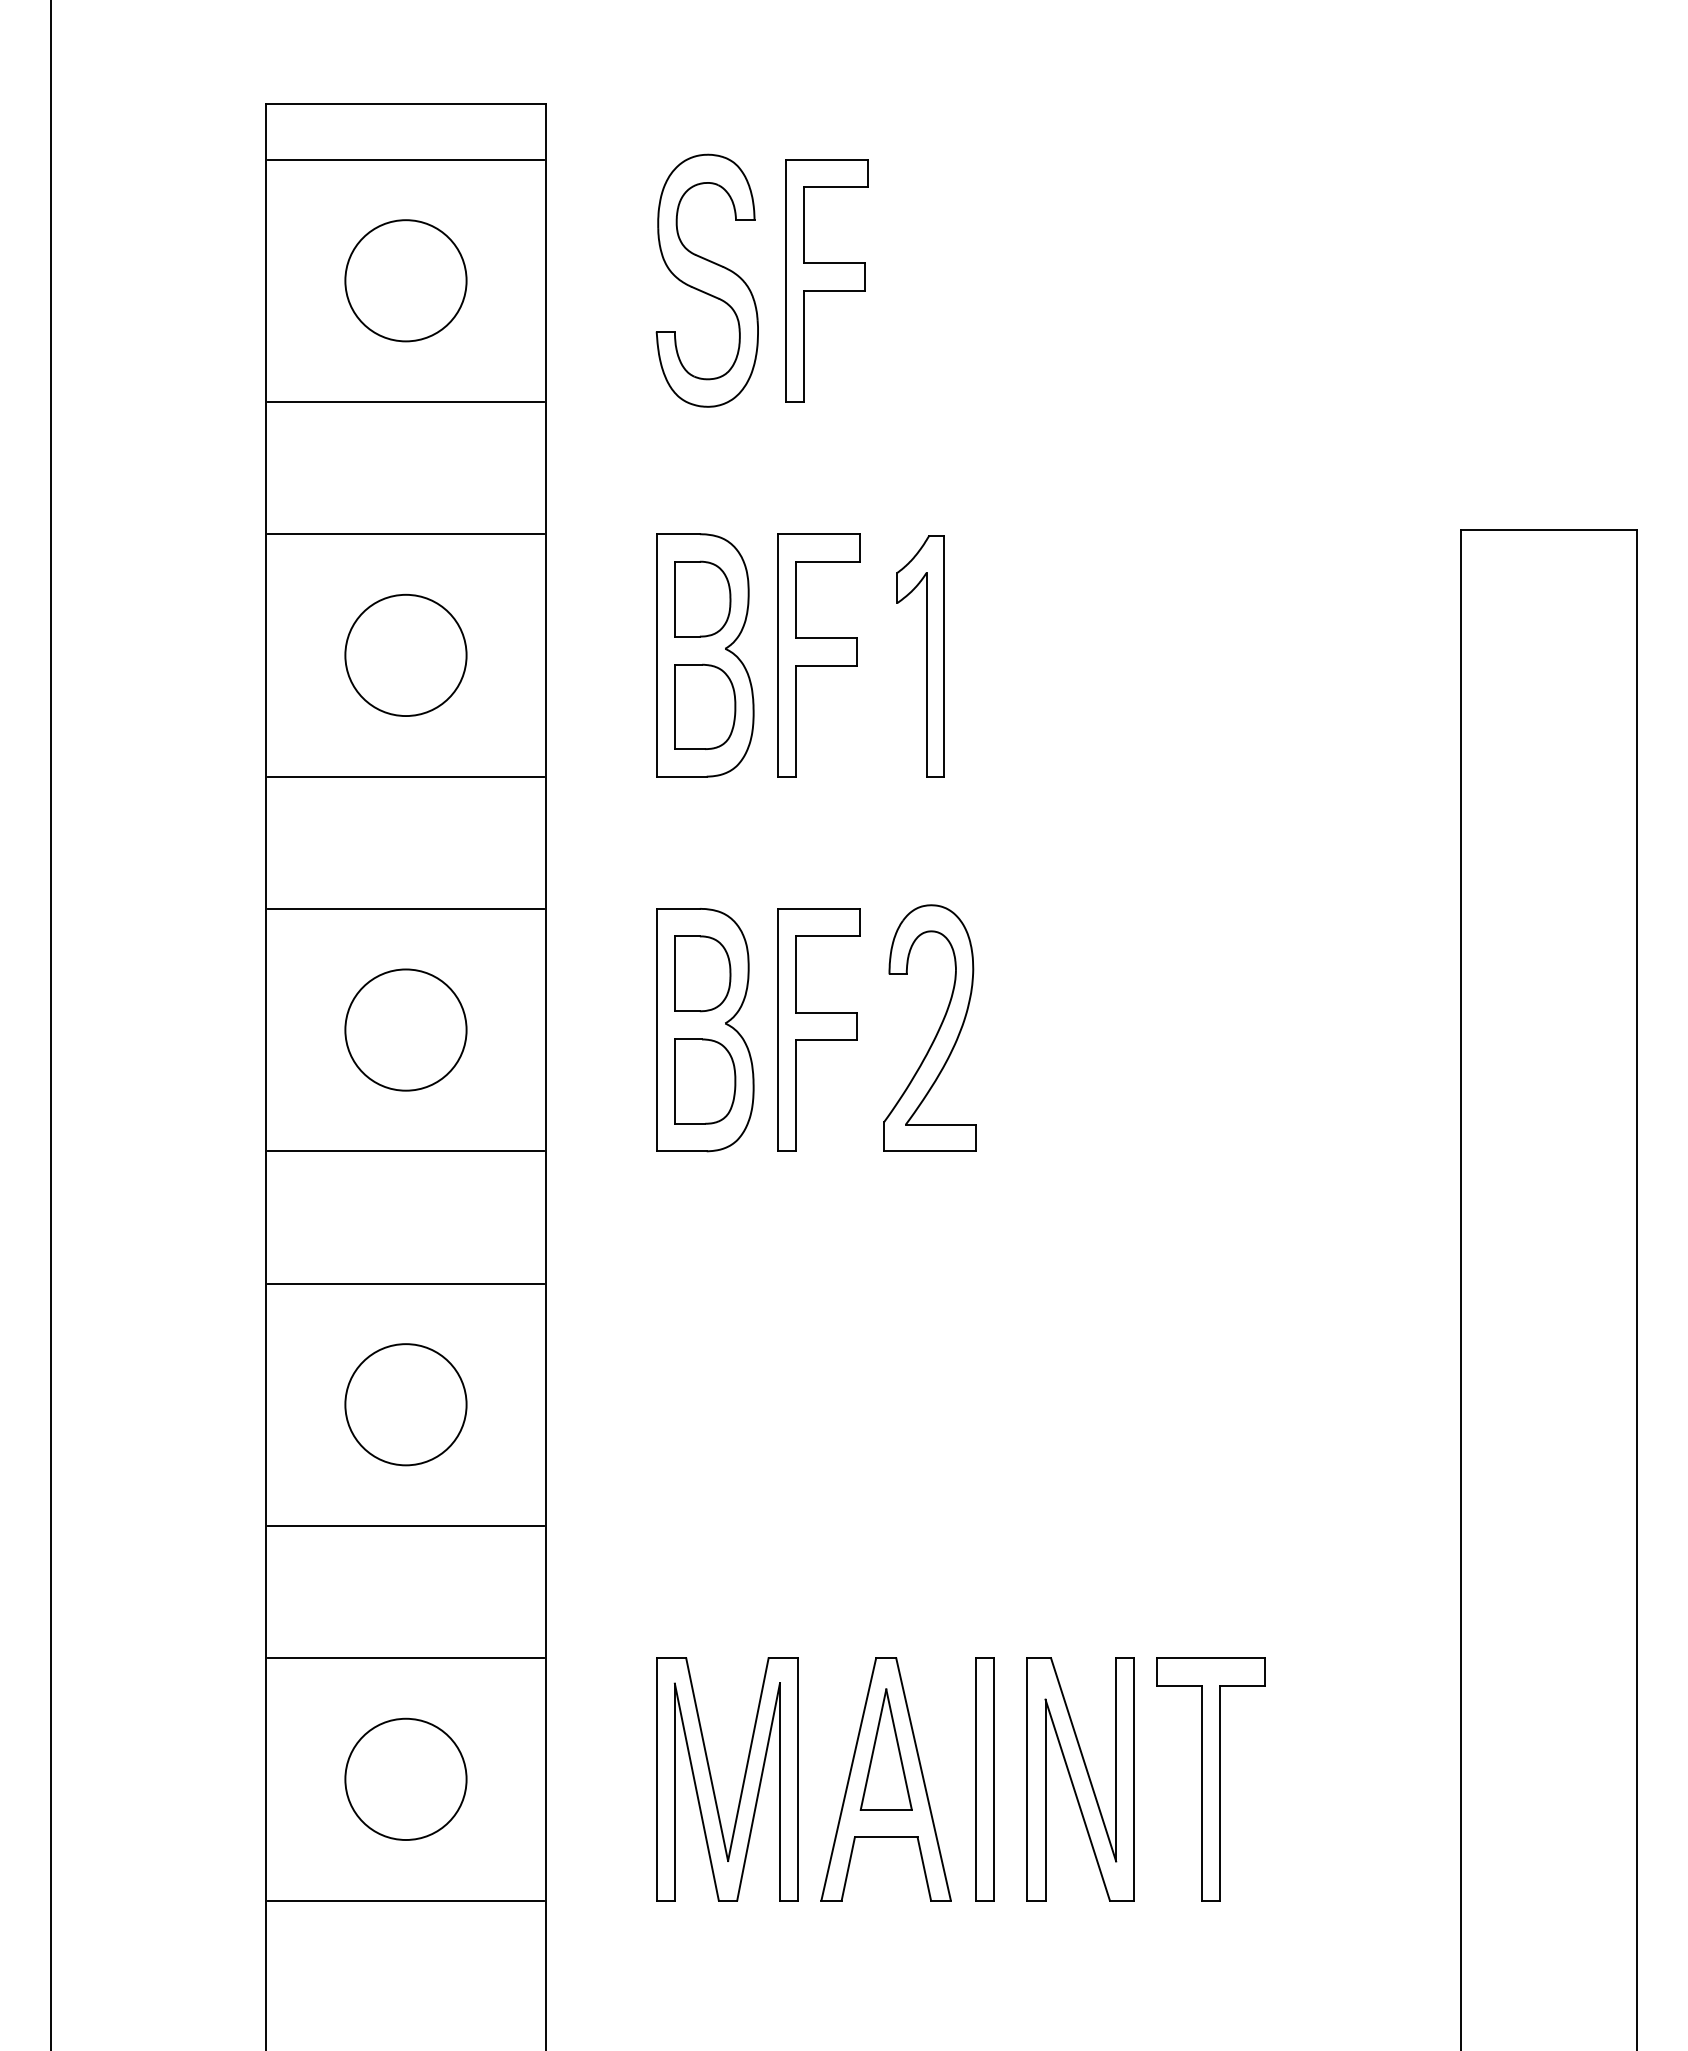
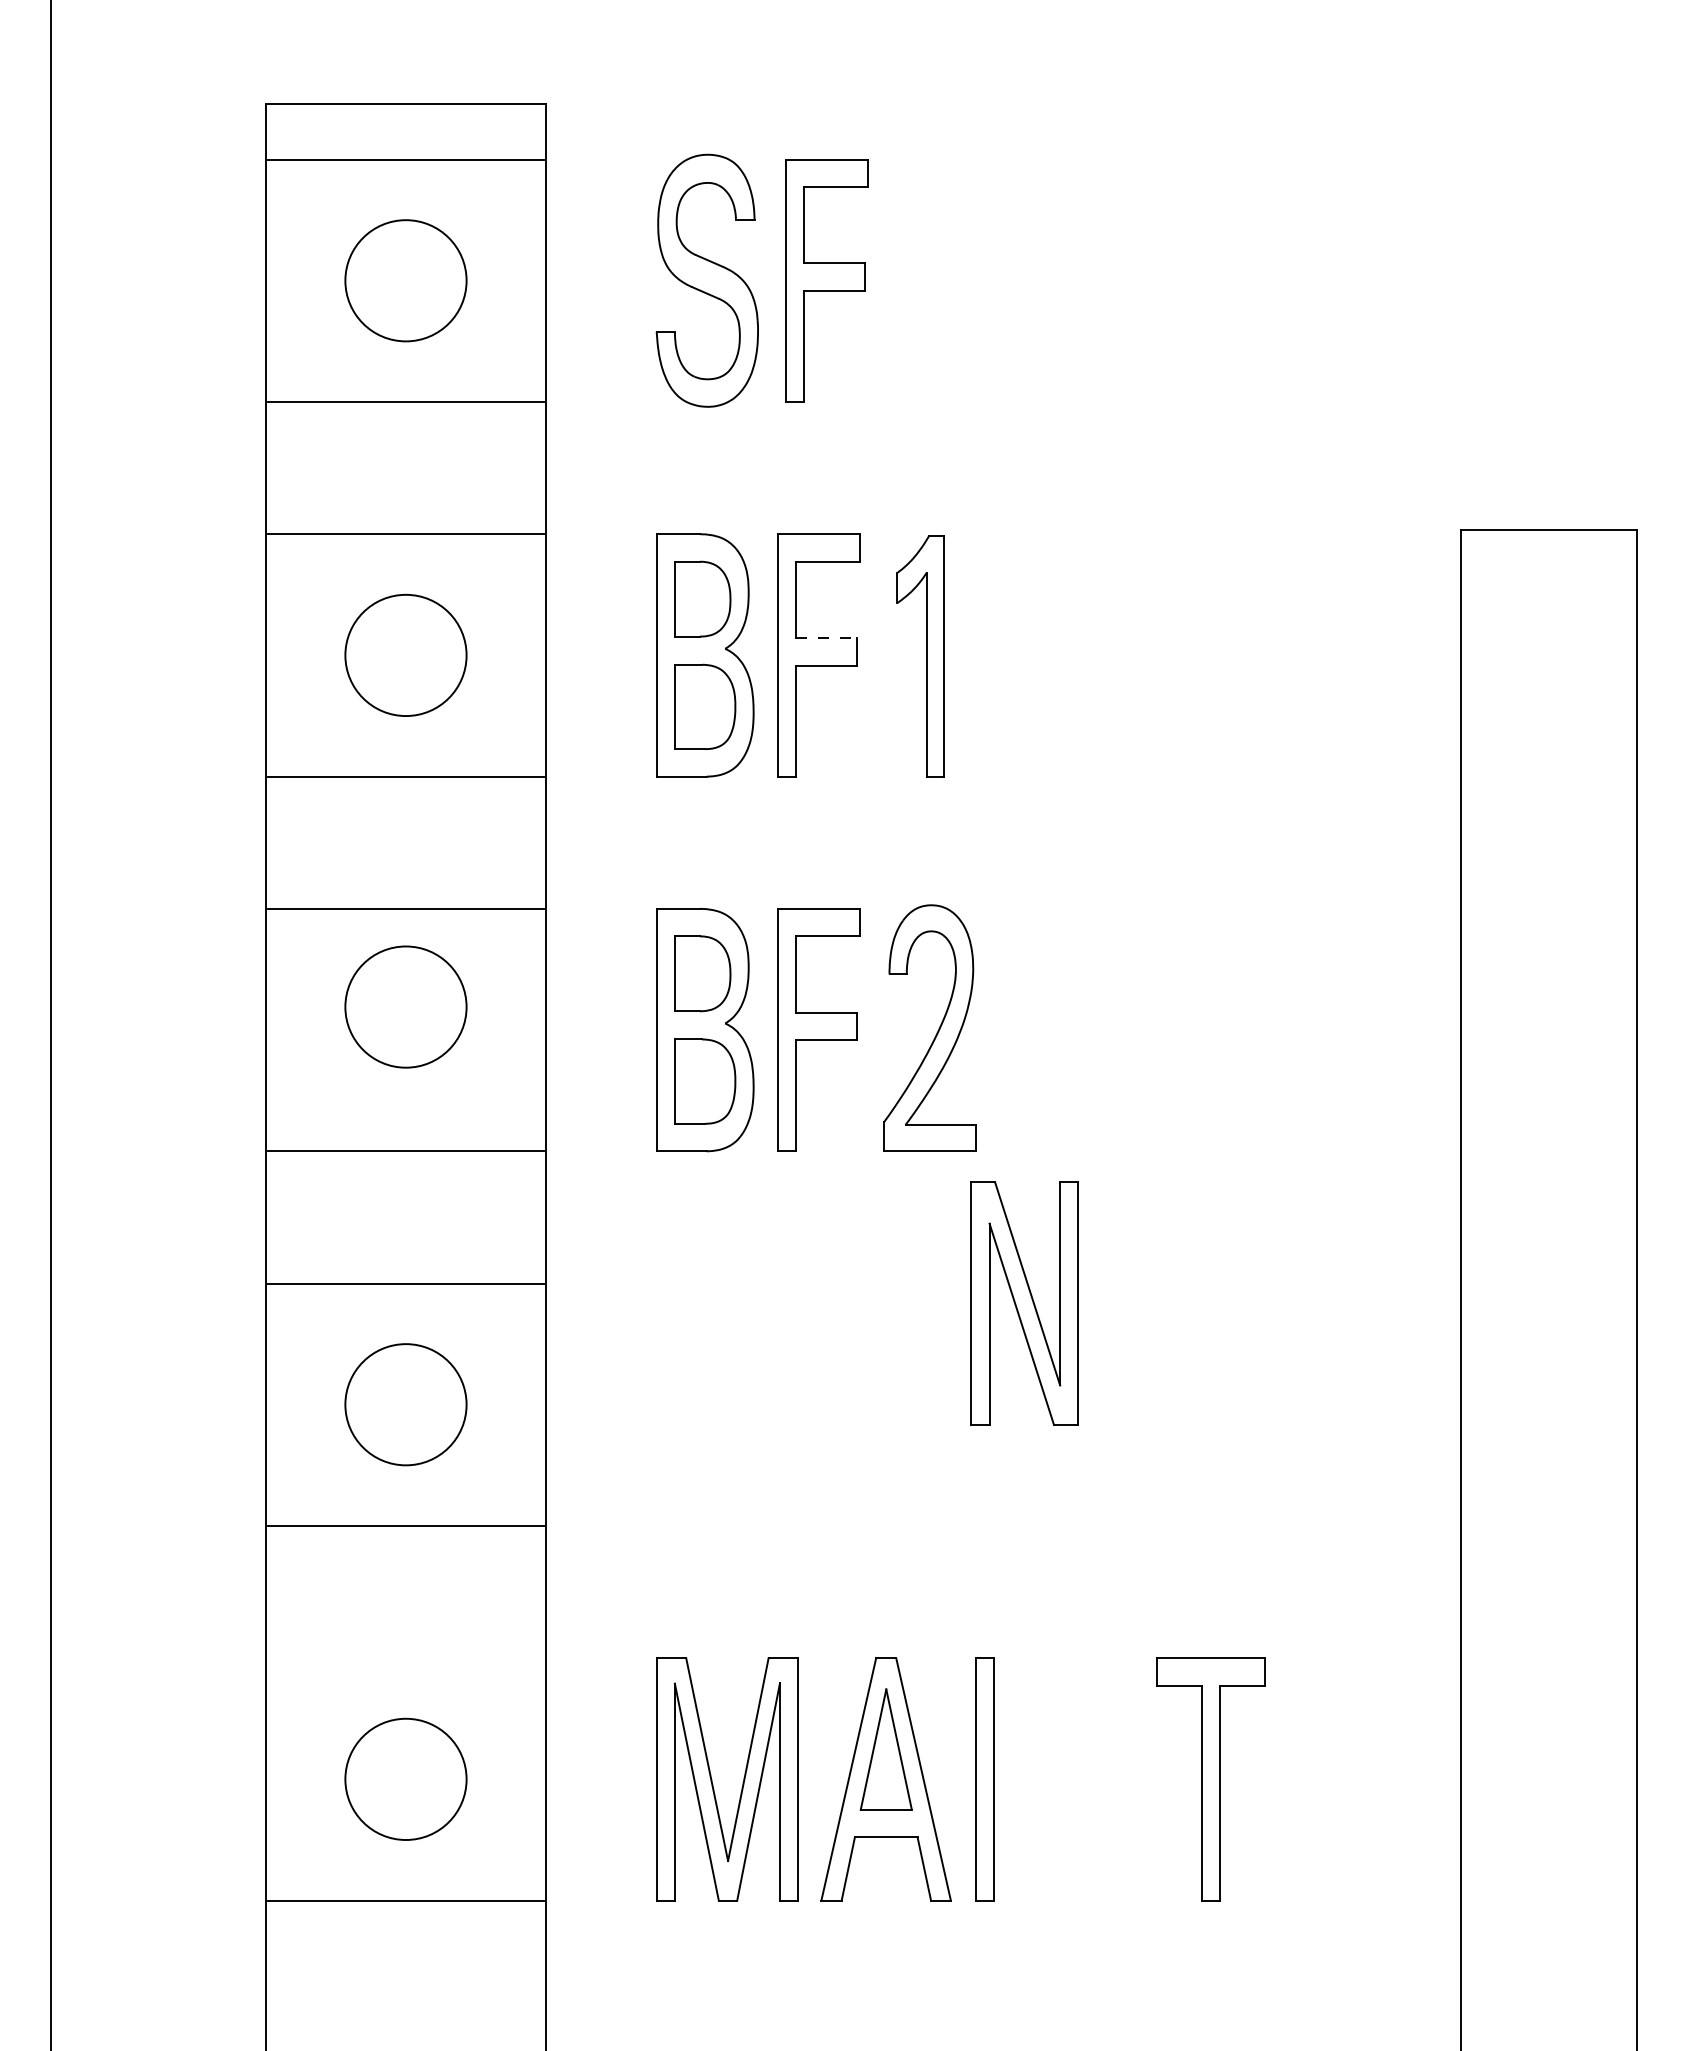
line: solid -> dashed (827, 638)
circle position: (405, 1029) -> (405, 1006) (405, 1006)
line: present -> none (405, 1658)
part position: (1080, 1779) -> (1024, 1303) (1024, 1303)
